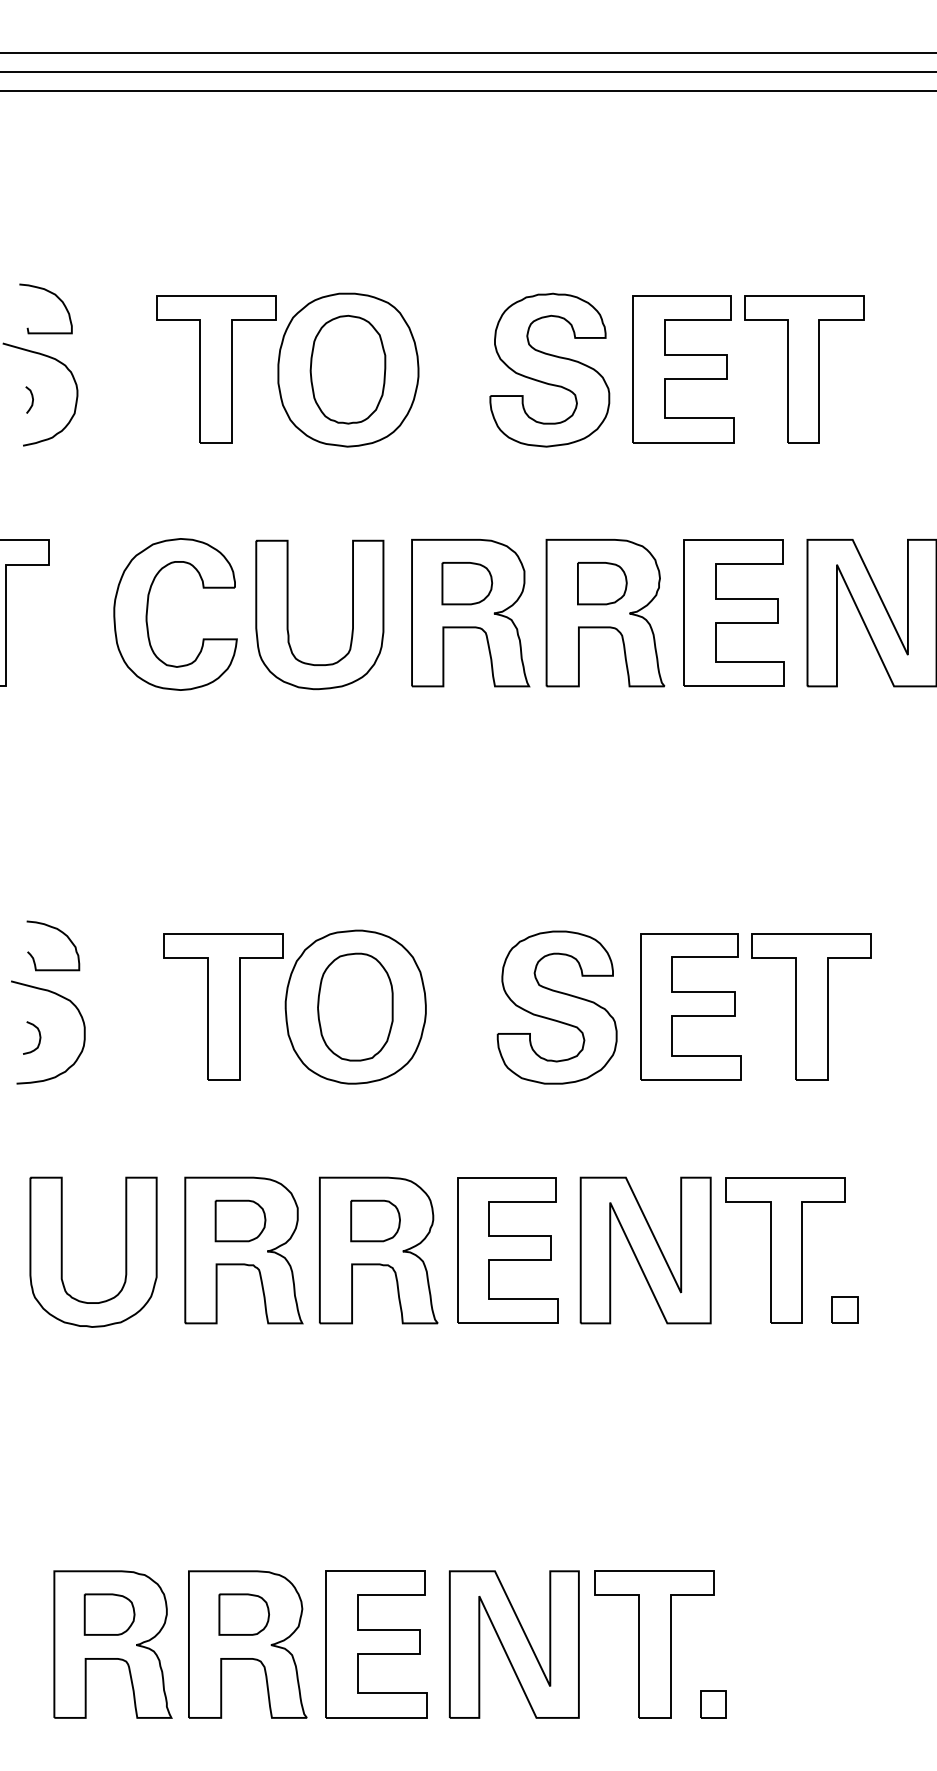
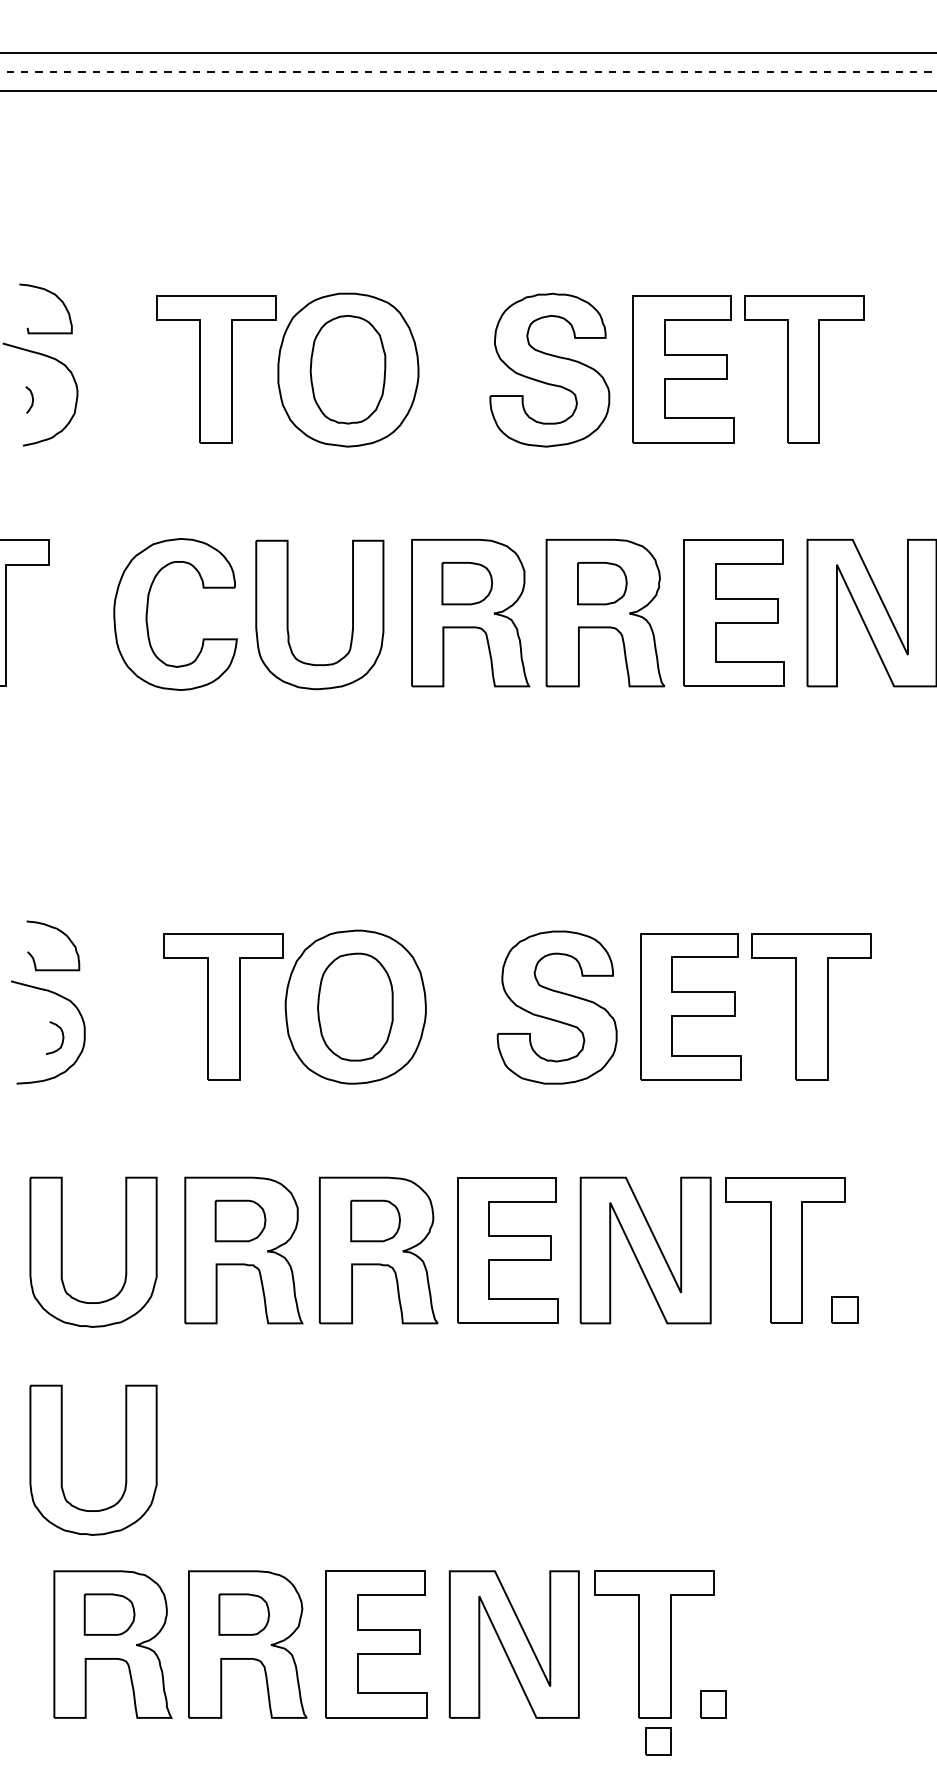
line: solid -> dashed (468, 72)
curve position: (39, 1037) -> (62, 1037) (62, 1037)
part: none -> present (62, 1459)
part: none -> present (658, 1741)
